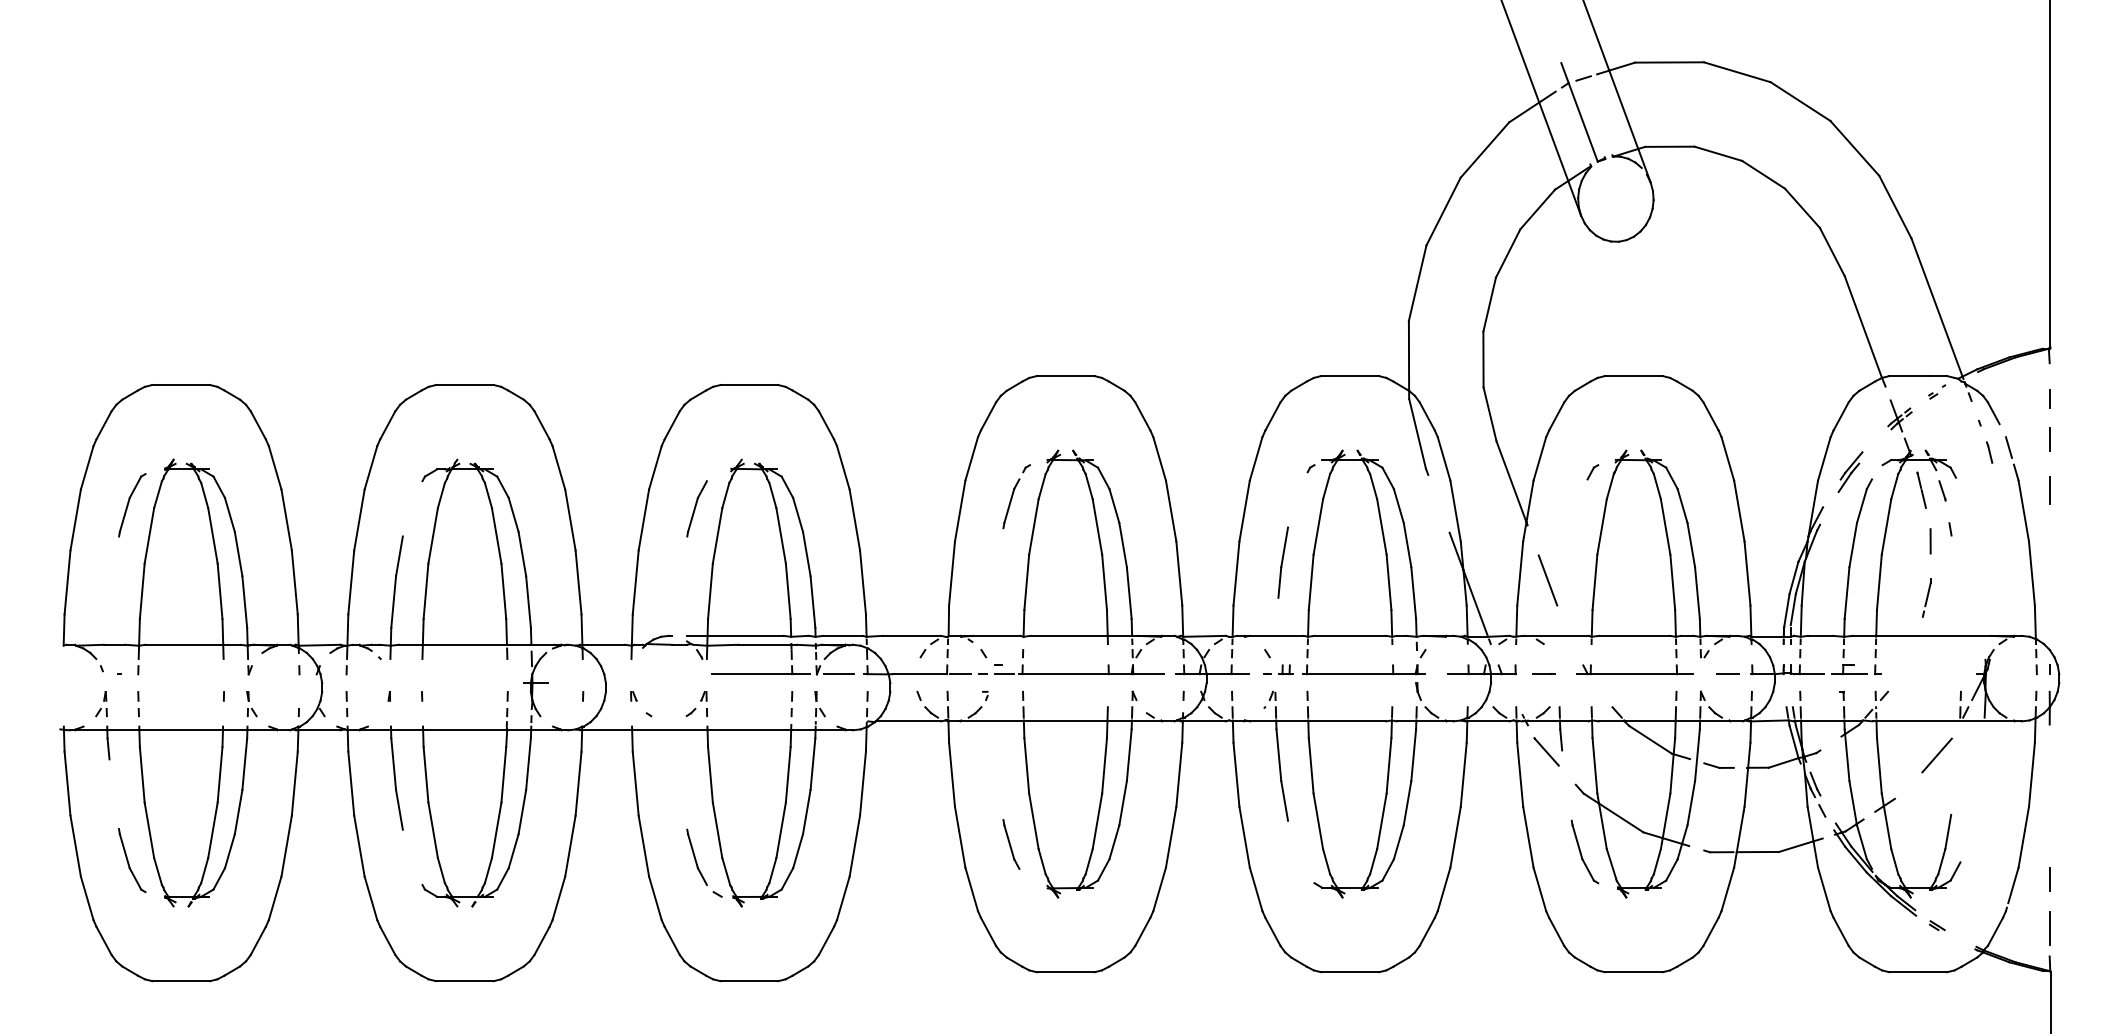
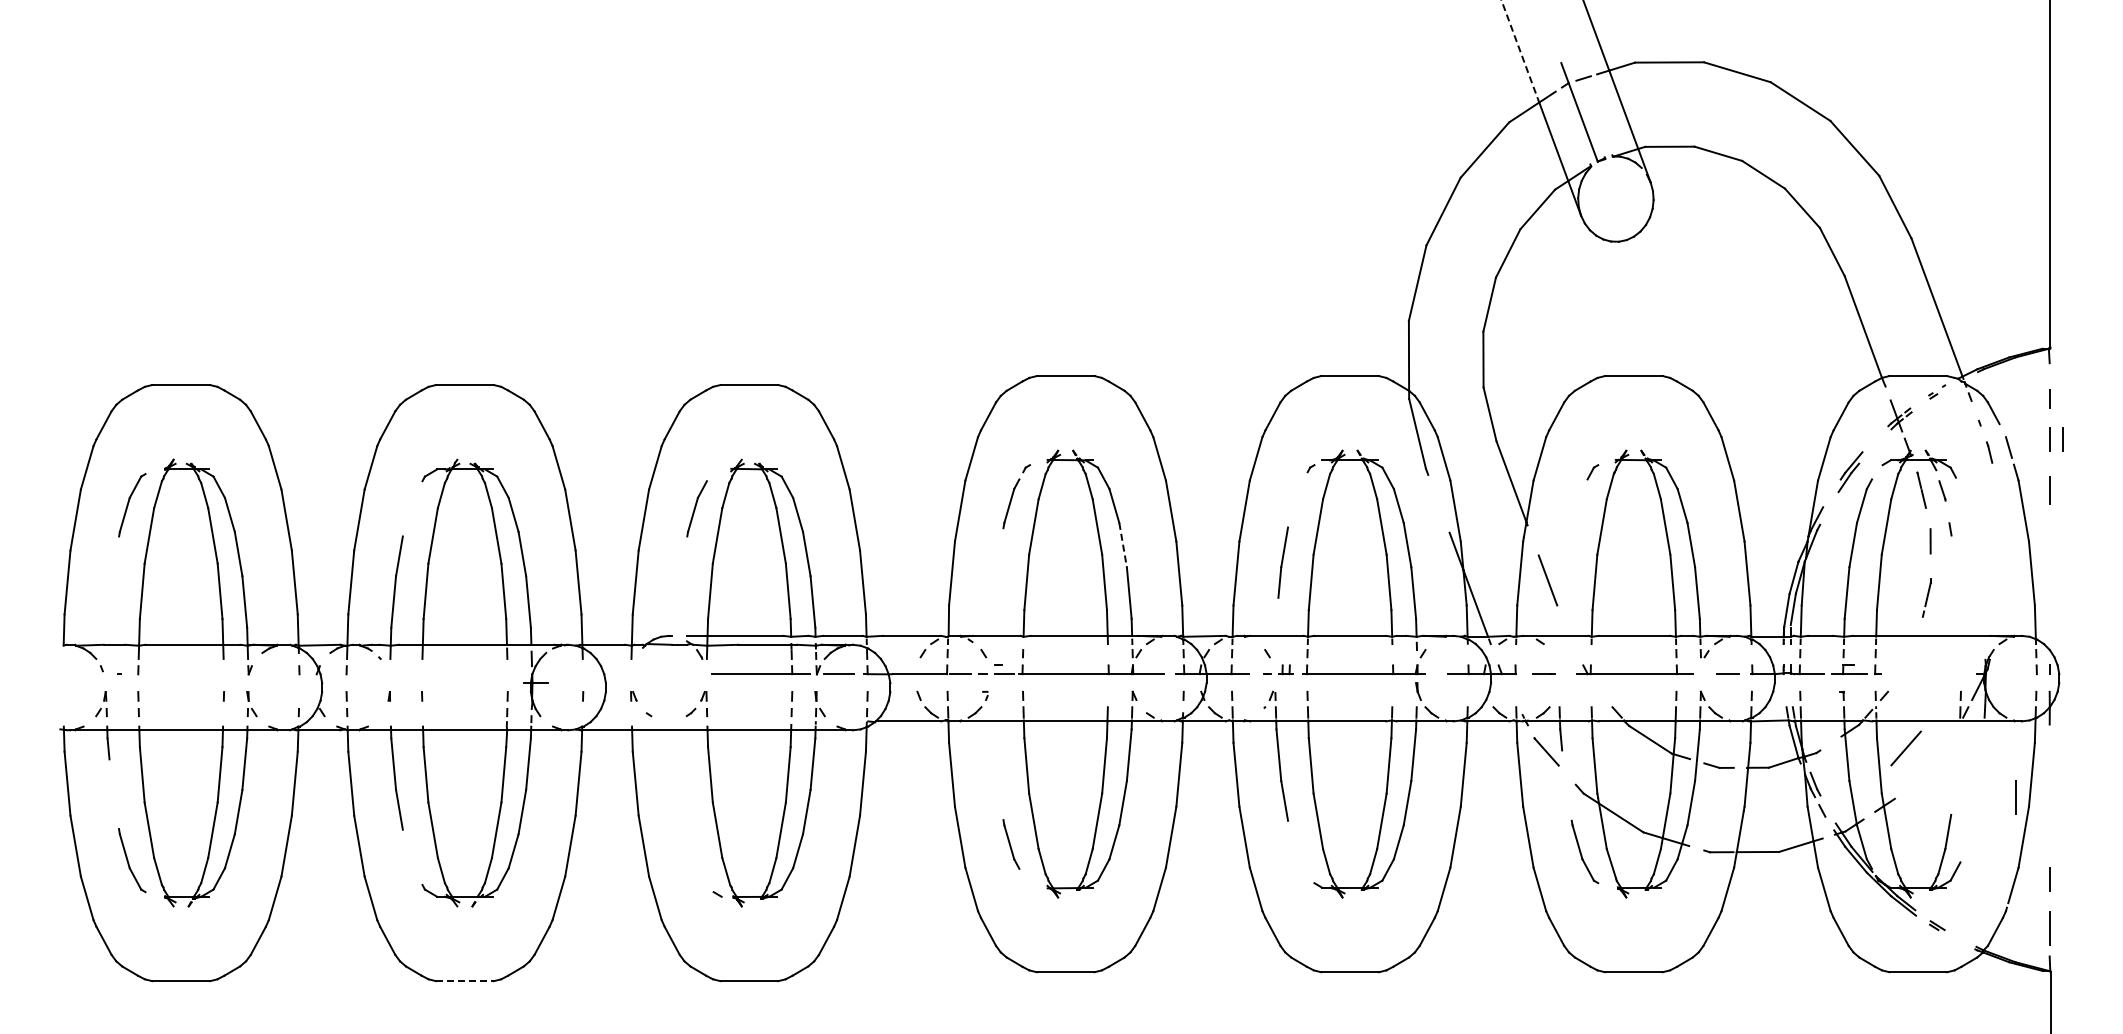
line: solid -> dashed (1520, 51)
line: none -> present (2062, 439)
line: solid -> dashed (1123, 545)
line position: (1936, 755) -> (1905, 748) (1905, 748)
line: none -> present (2015, 797)
part: present -> none (696, 856)
line: solid -> dashed (464, 981)
